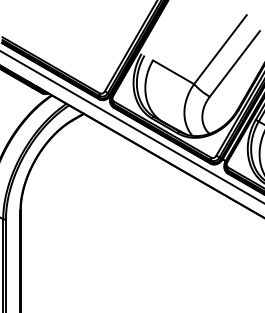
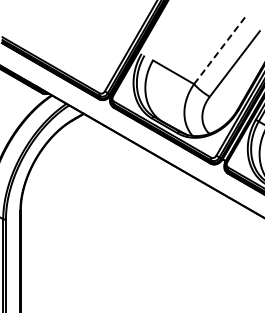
line: solid -> dashed (220, 49)
line: present -> none (131, 126)
